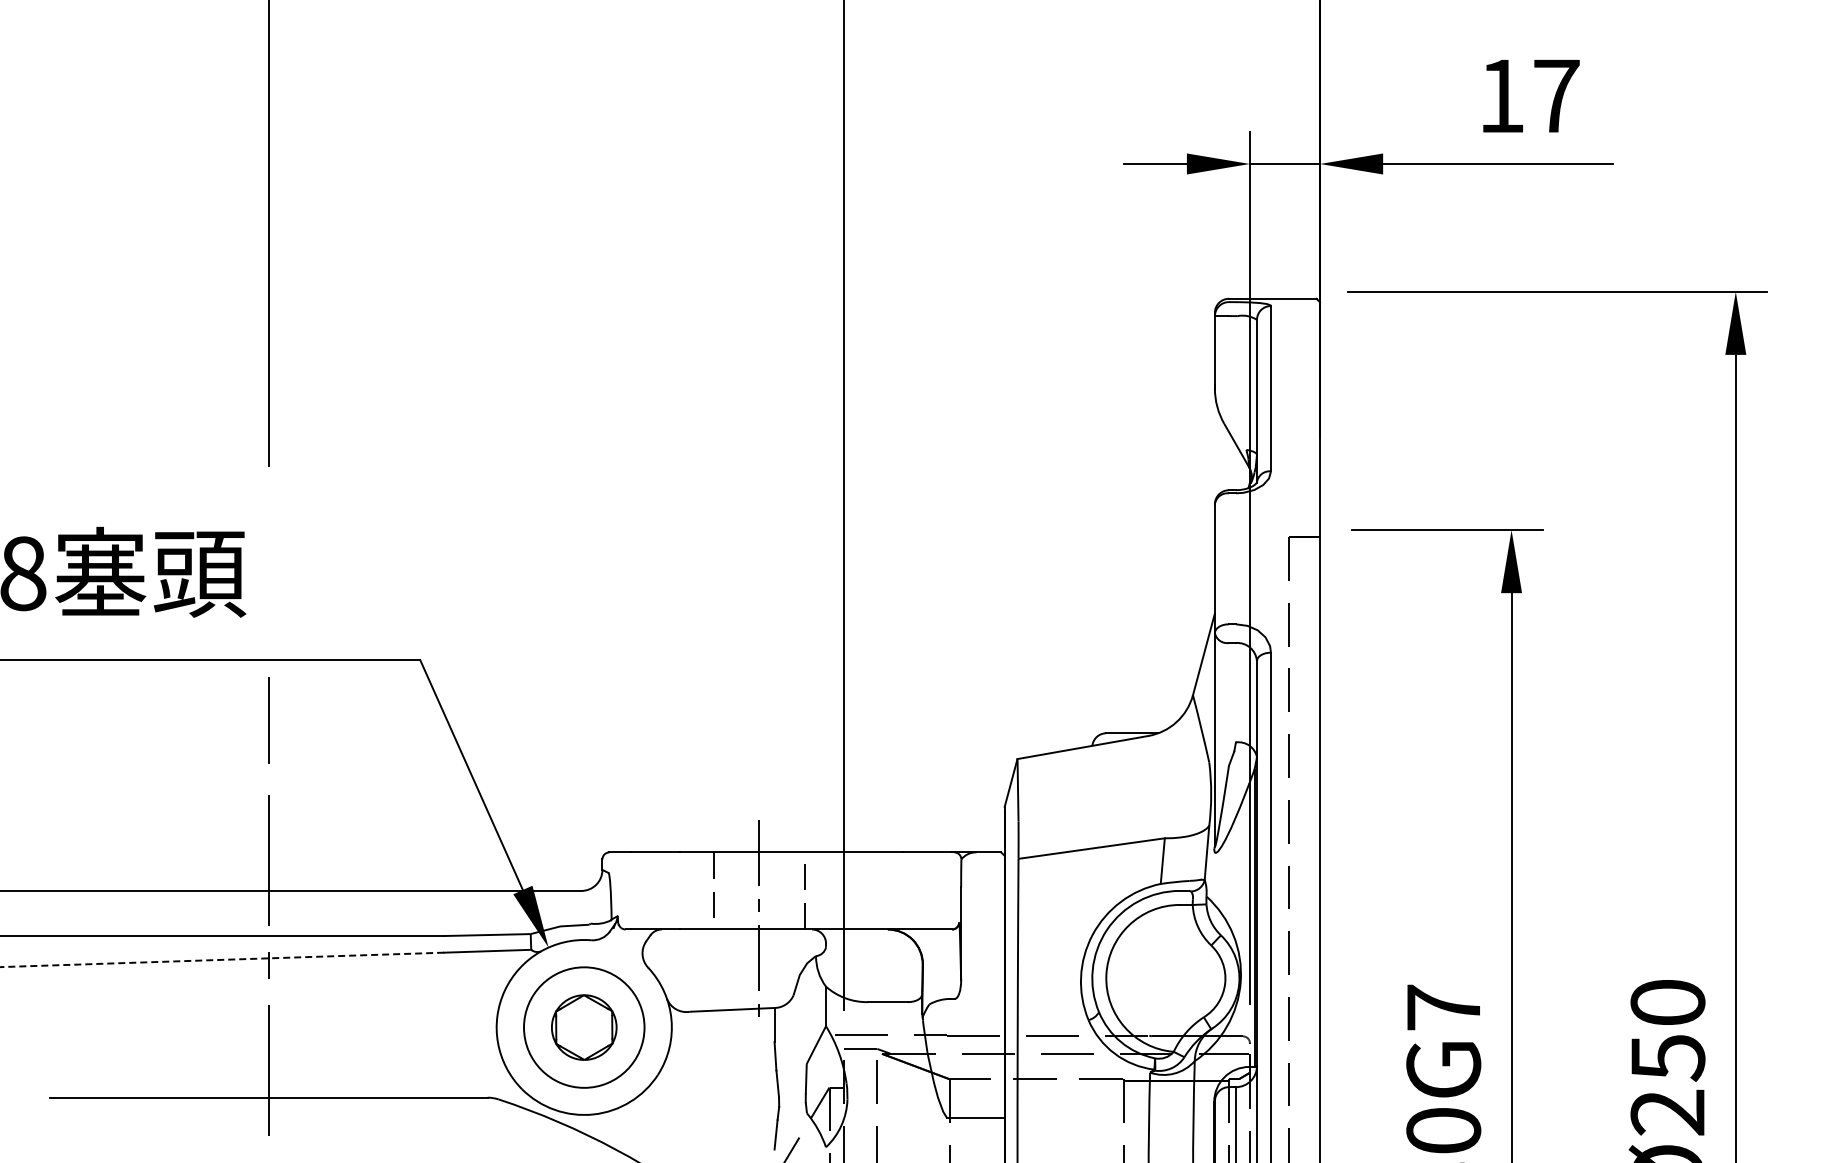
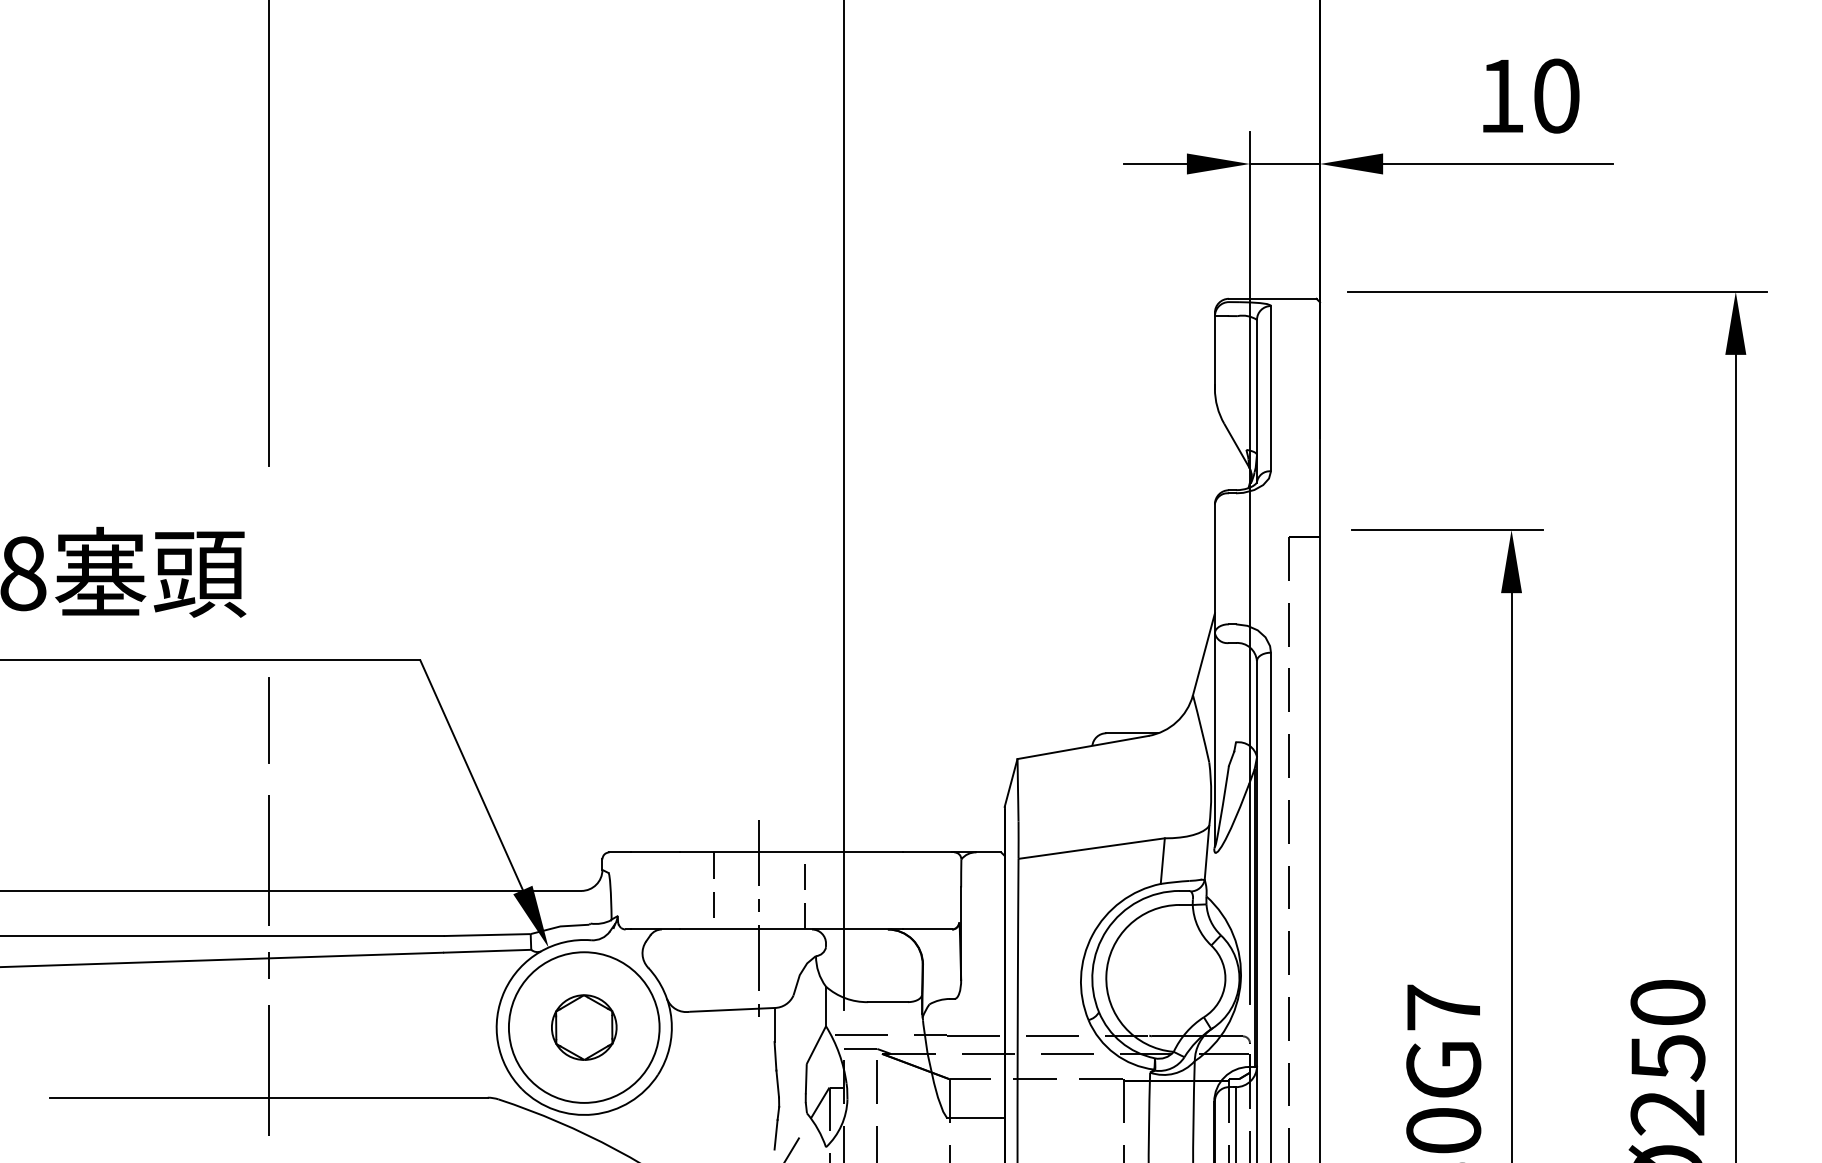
text: 17 -> 10 (1556, 95)
line: dashed -> solid (222, 959)
circle diameter: 121 px -> 151 px (583, 1027)
